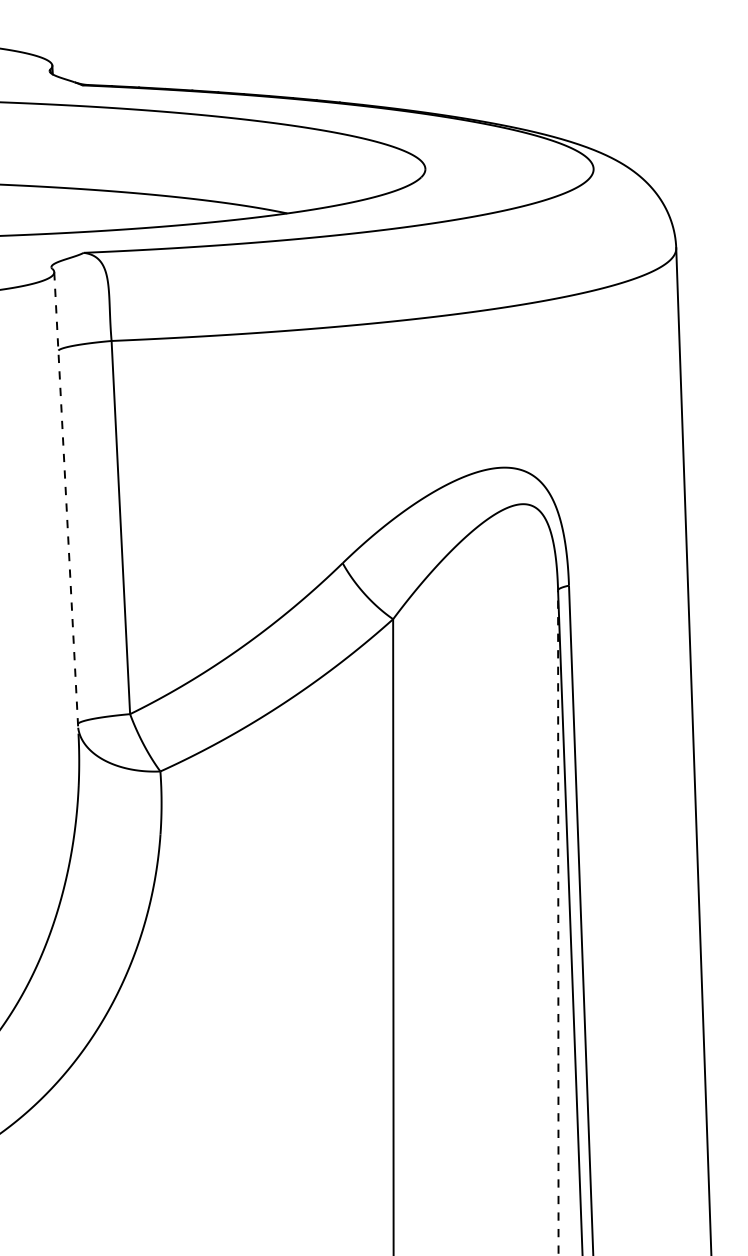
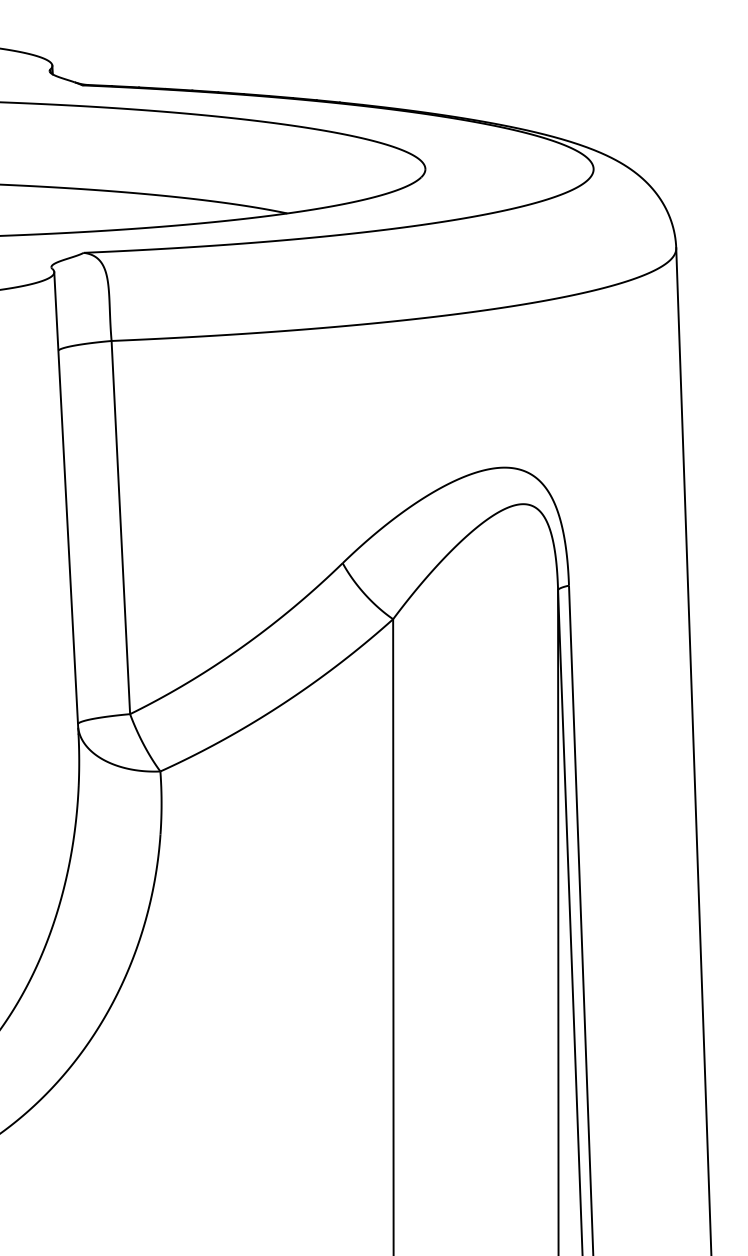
line: dashed -> solid (66, 503)
line: dashed -> solid (558, 923)
